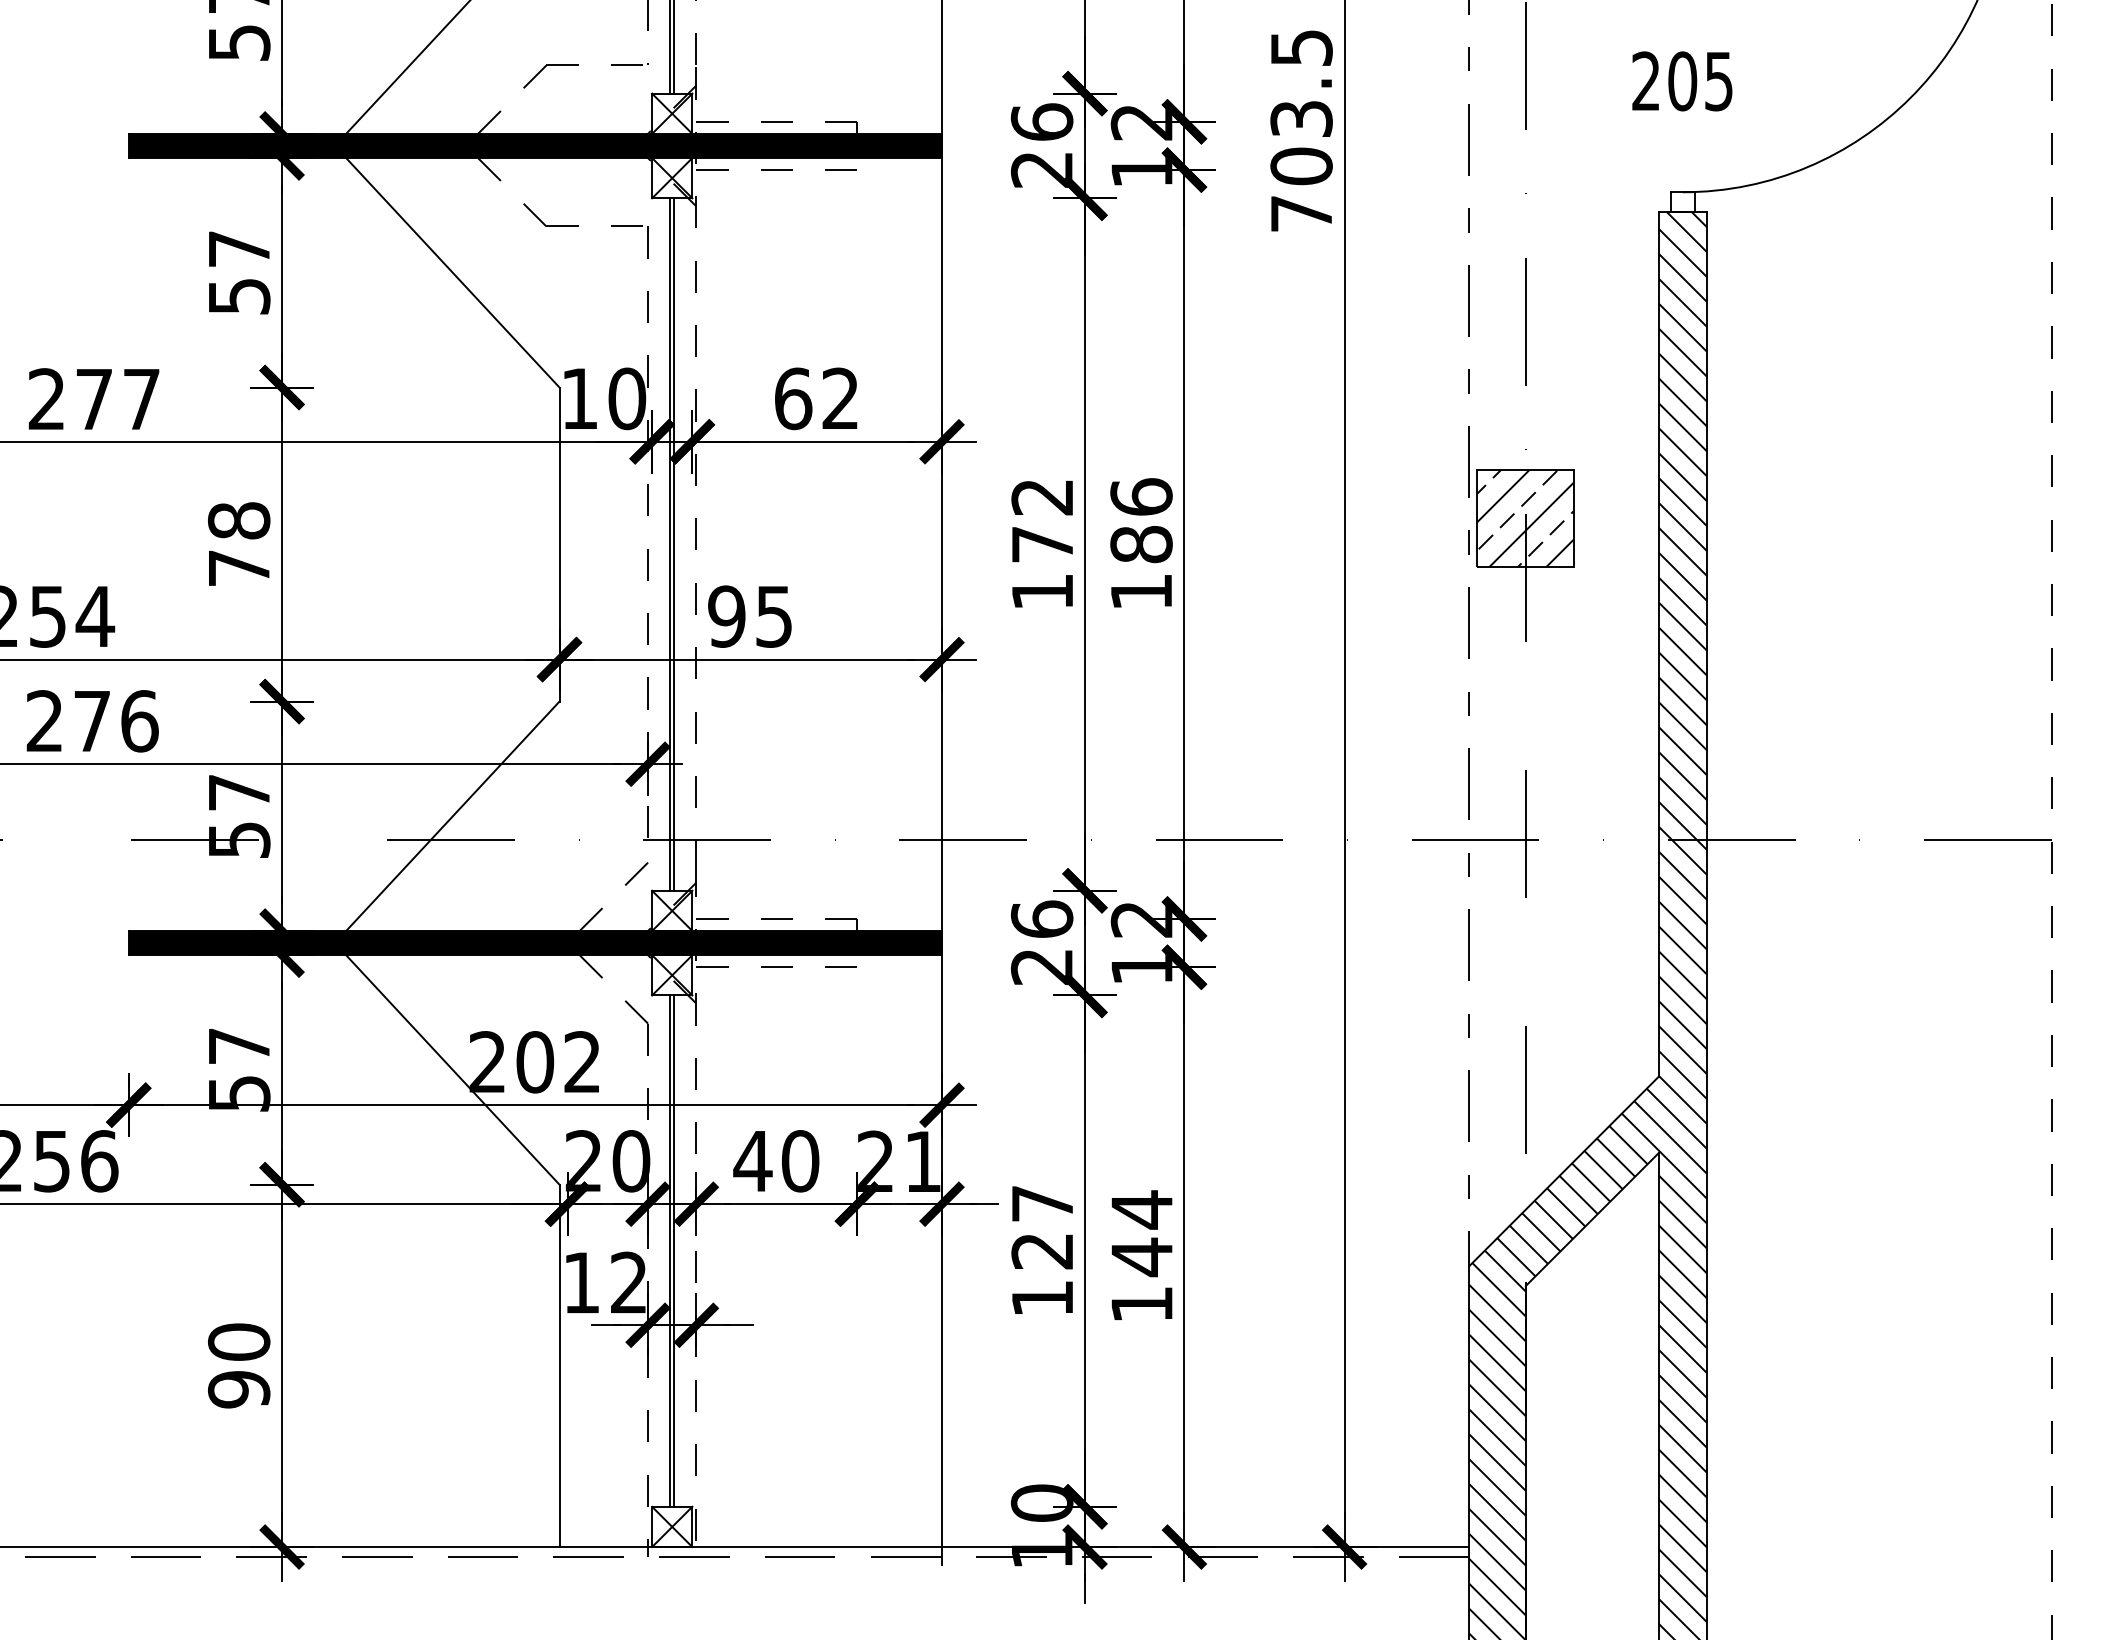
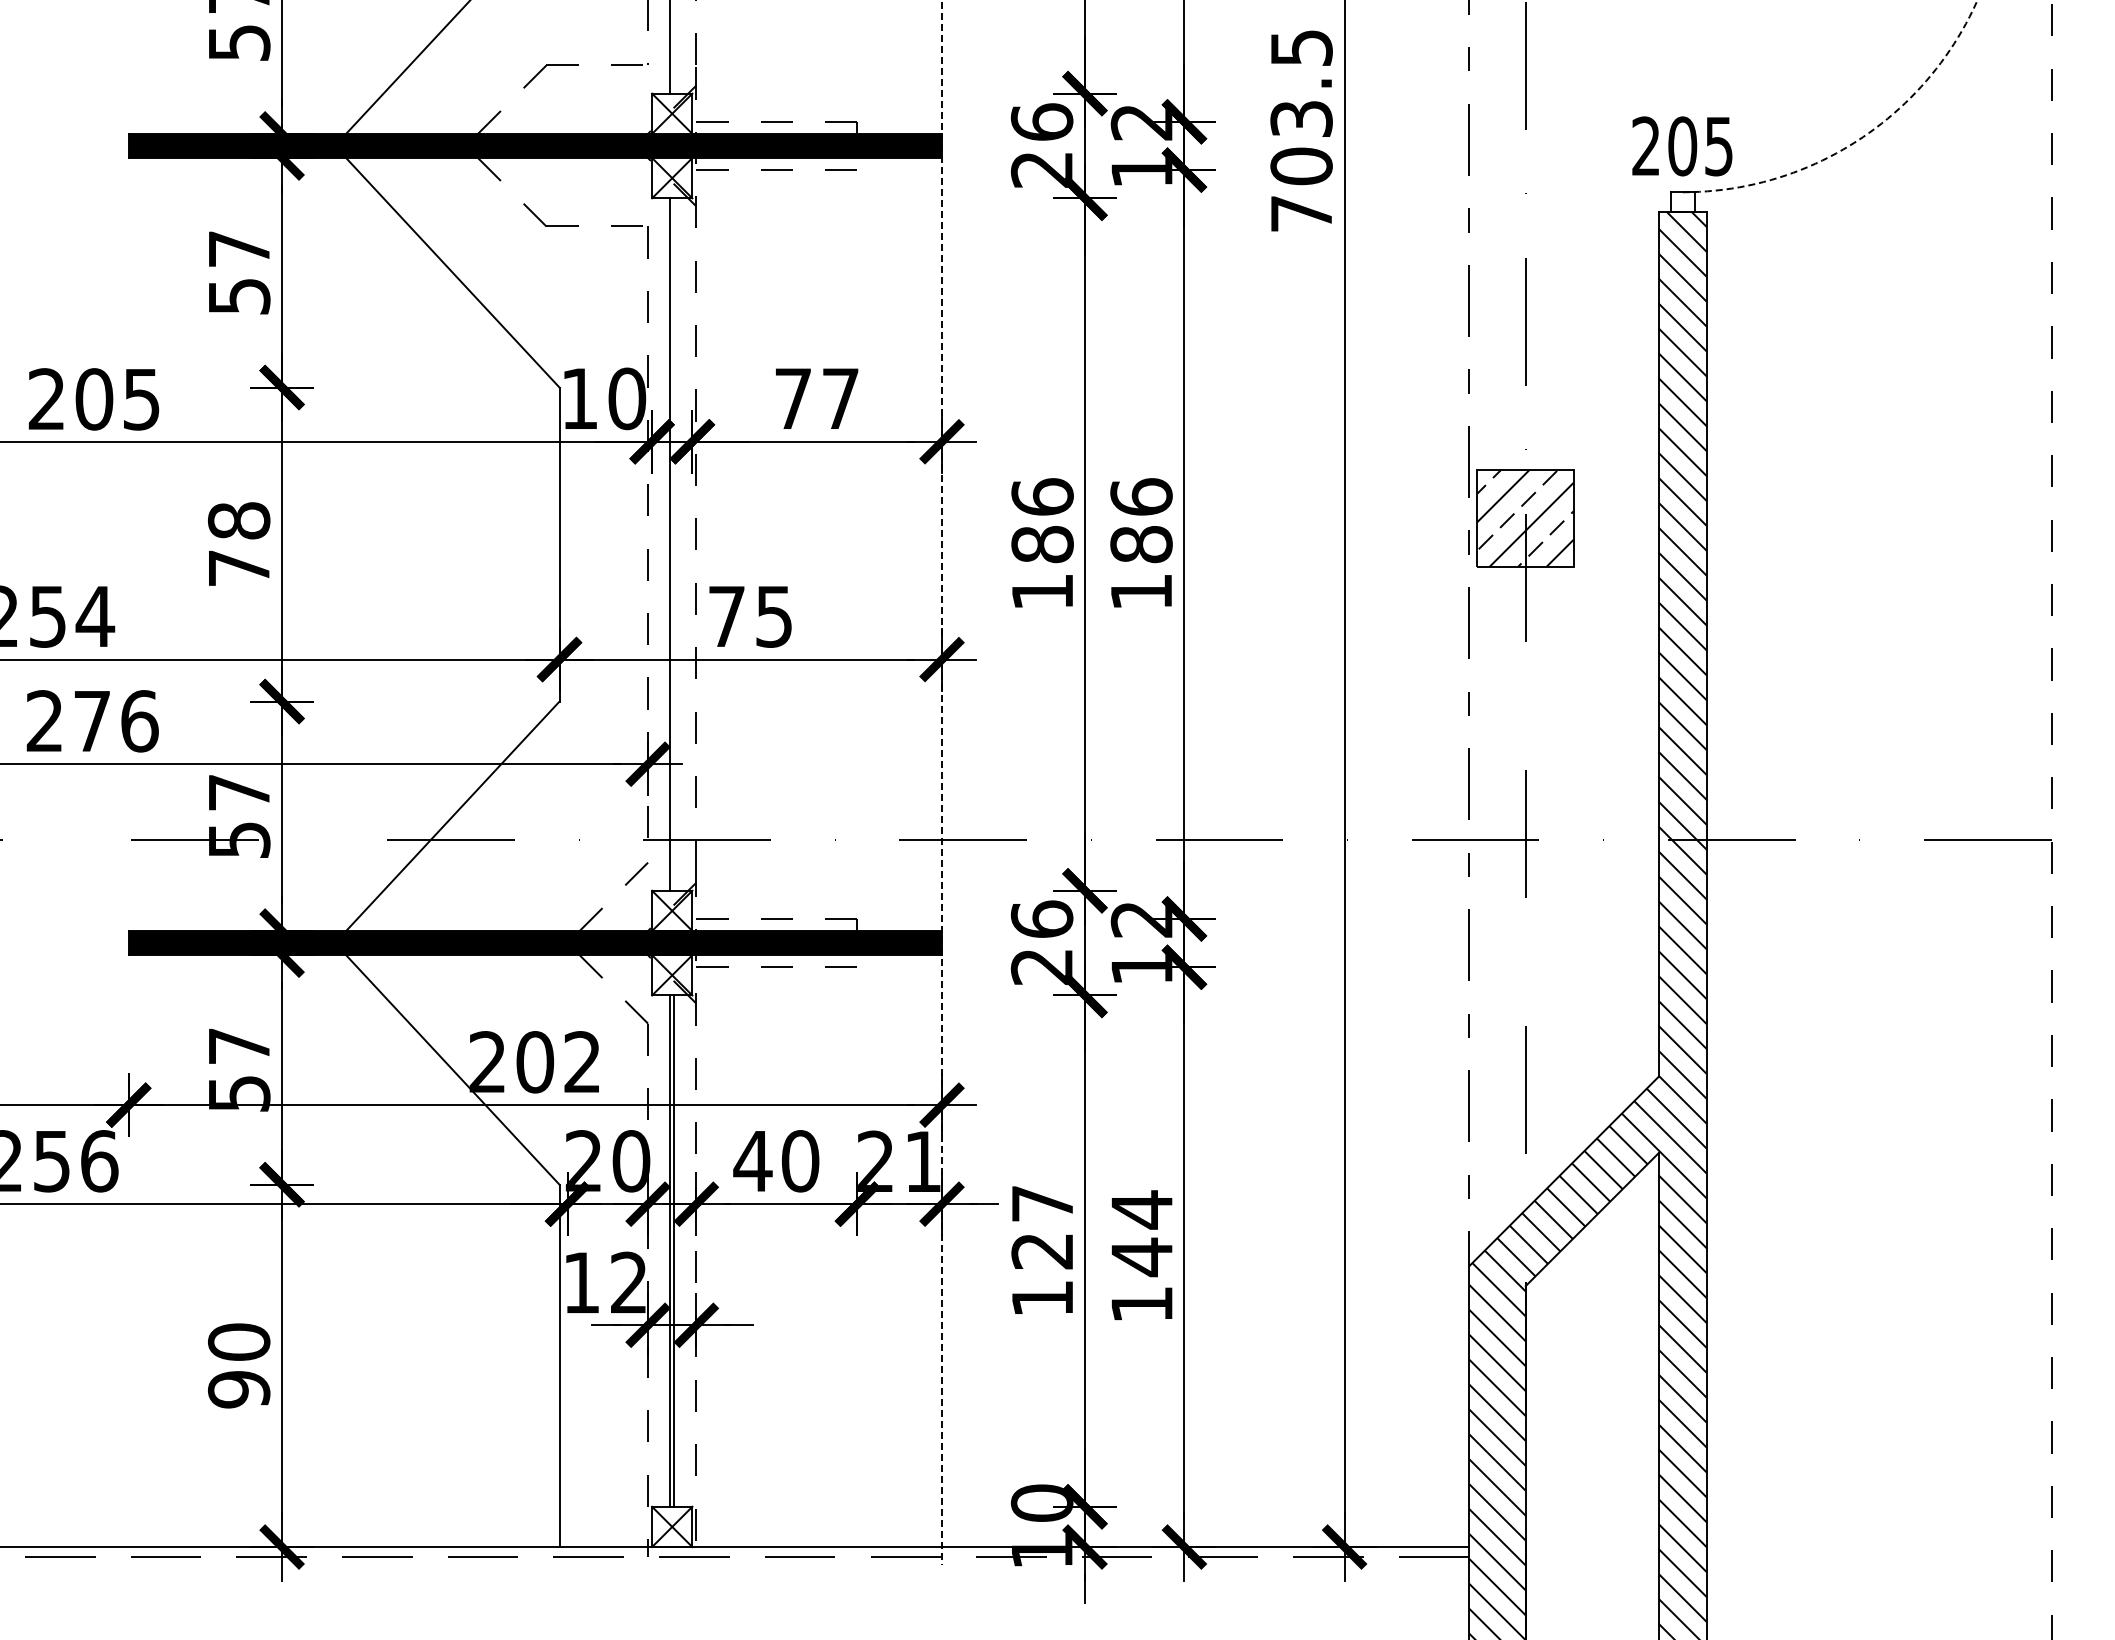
line: present -> none (674, 47)
text position: (1682, 81) -> (1682, 146) (1682, 146)
arc: solid -> dashed (1859, 139)
text: 62 -> 77 (816, 398)
text: 277 -> 205 (117, 399)
text: 172 -> 186 (1042, 520)
line: present -> none (674, 544)
text: 95 -> 75 (726, 616)
line: solid -> dashed (942, 783)
